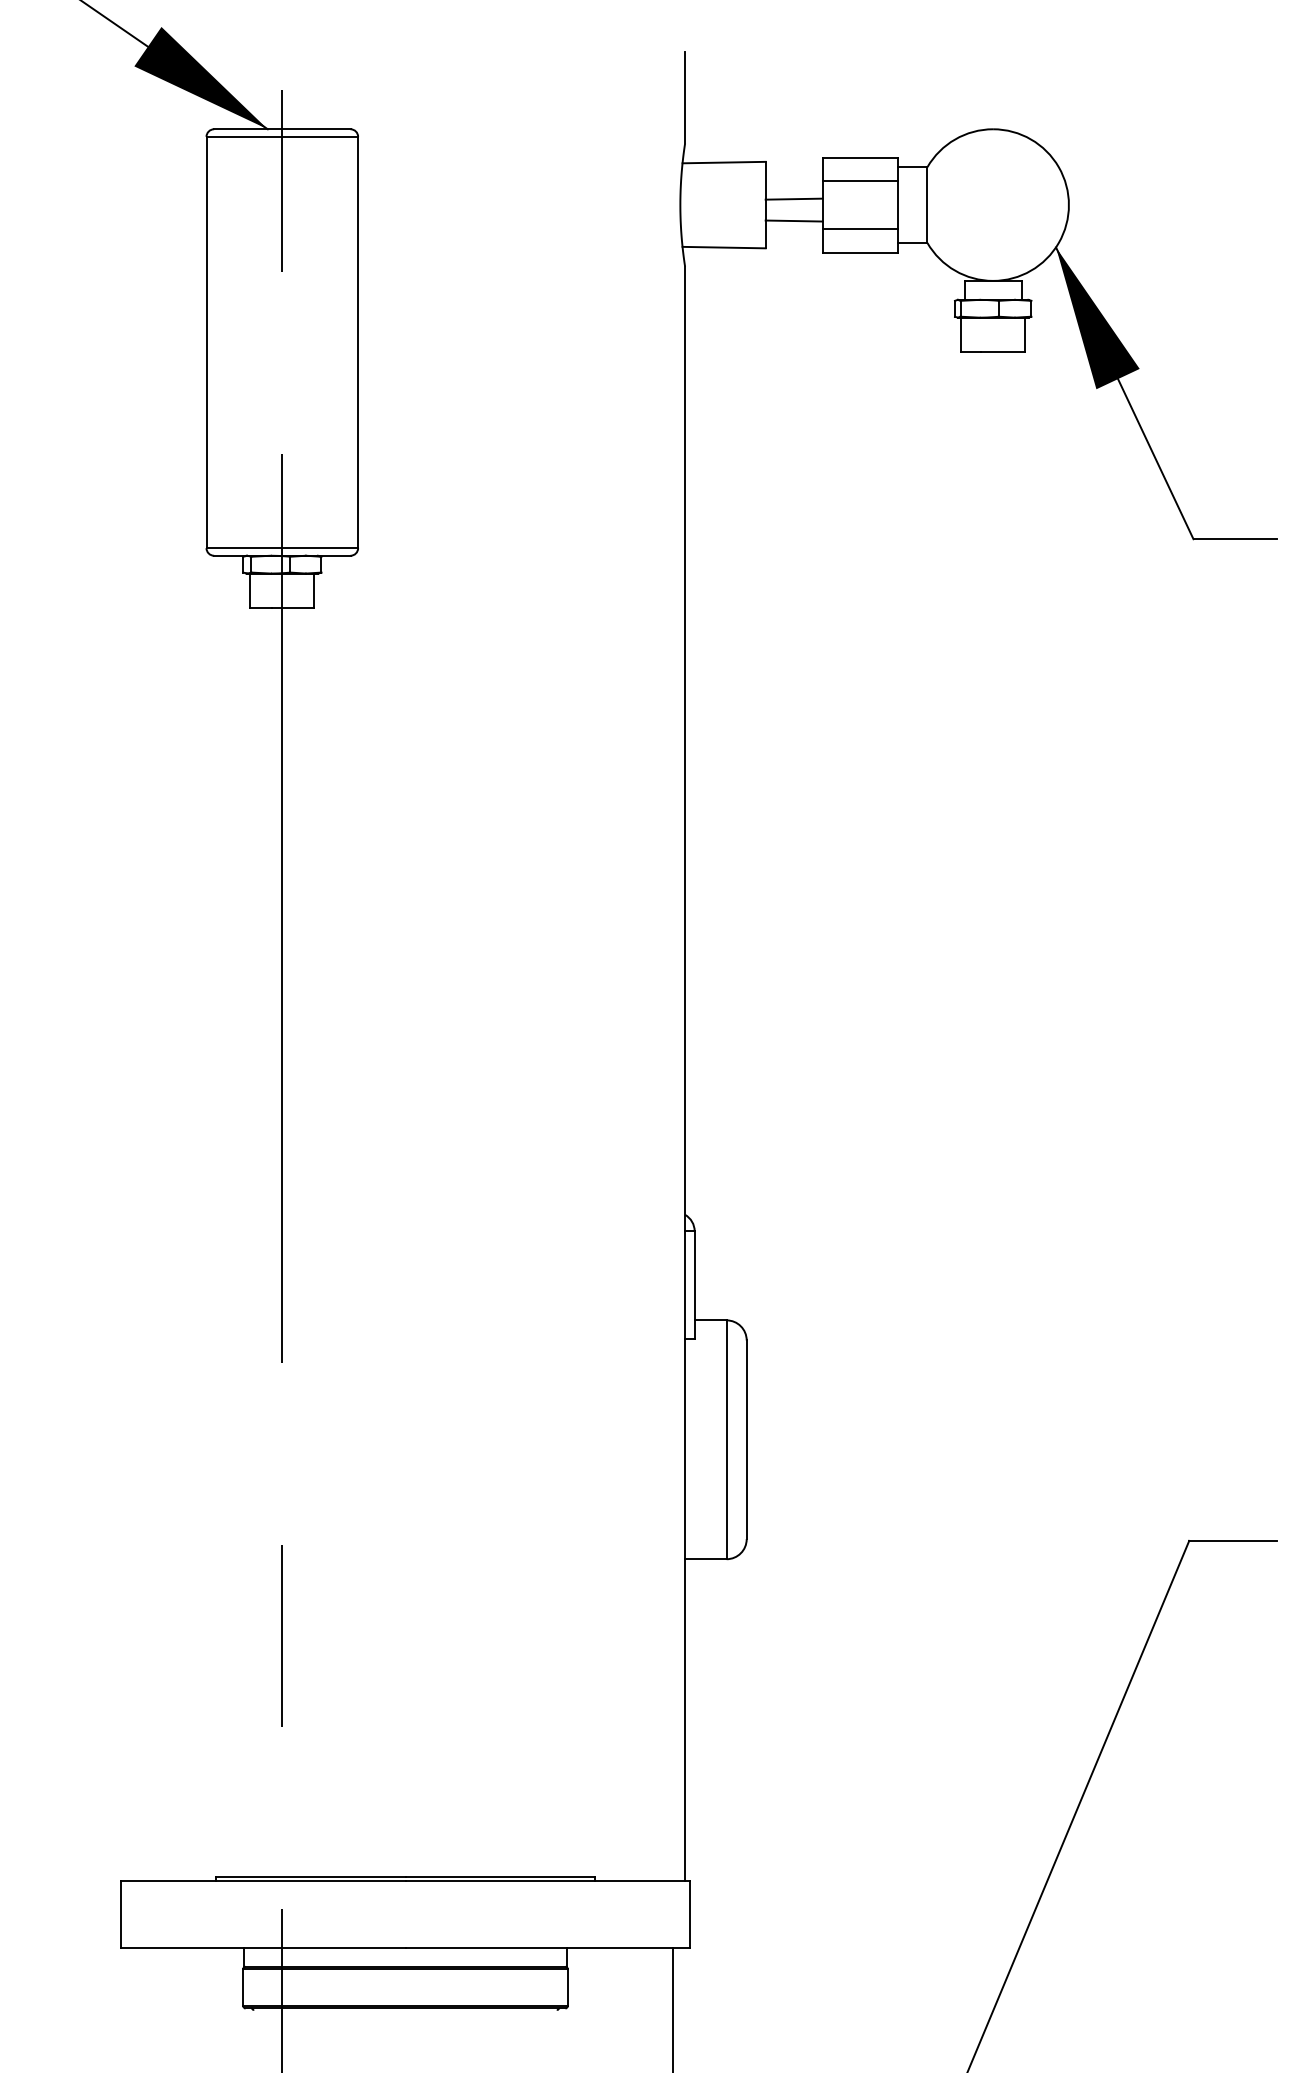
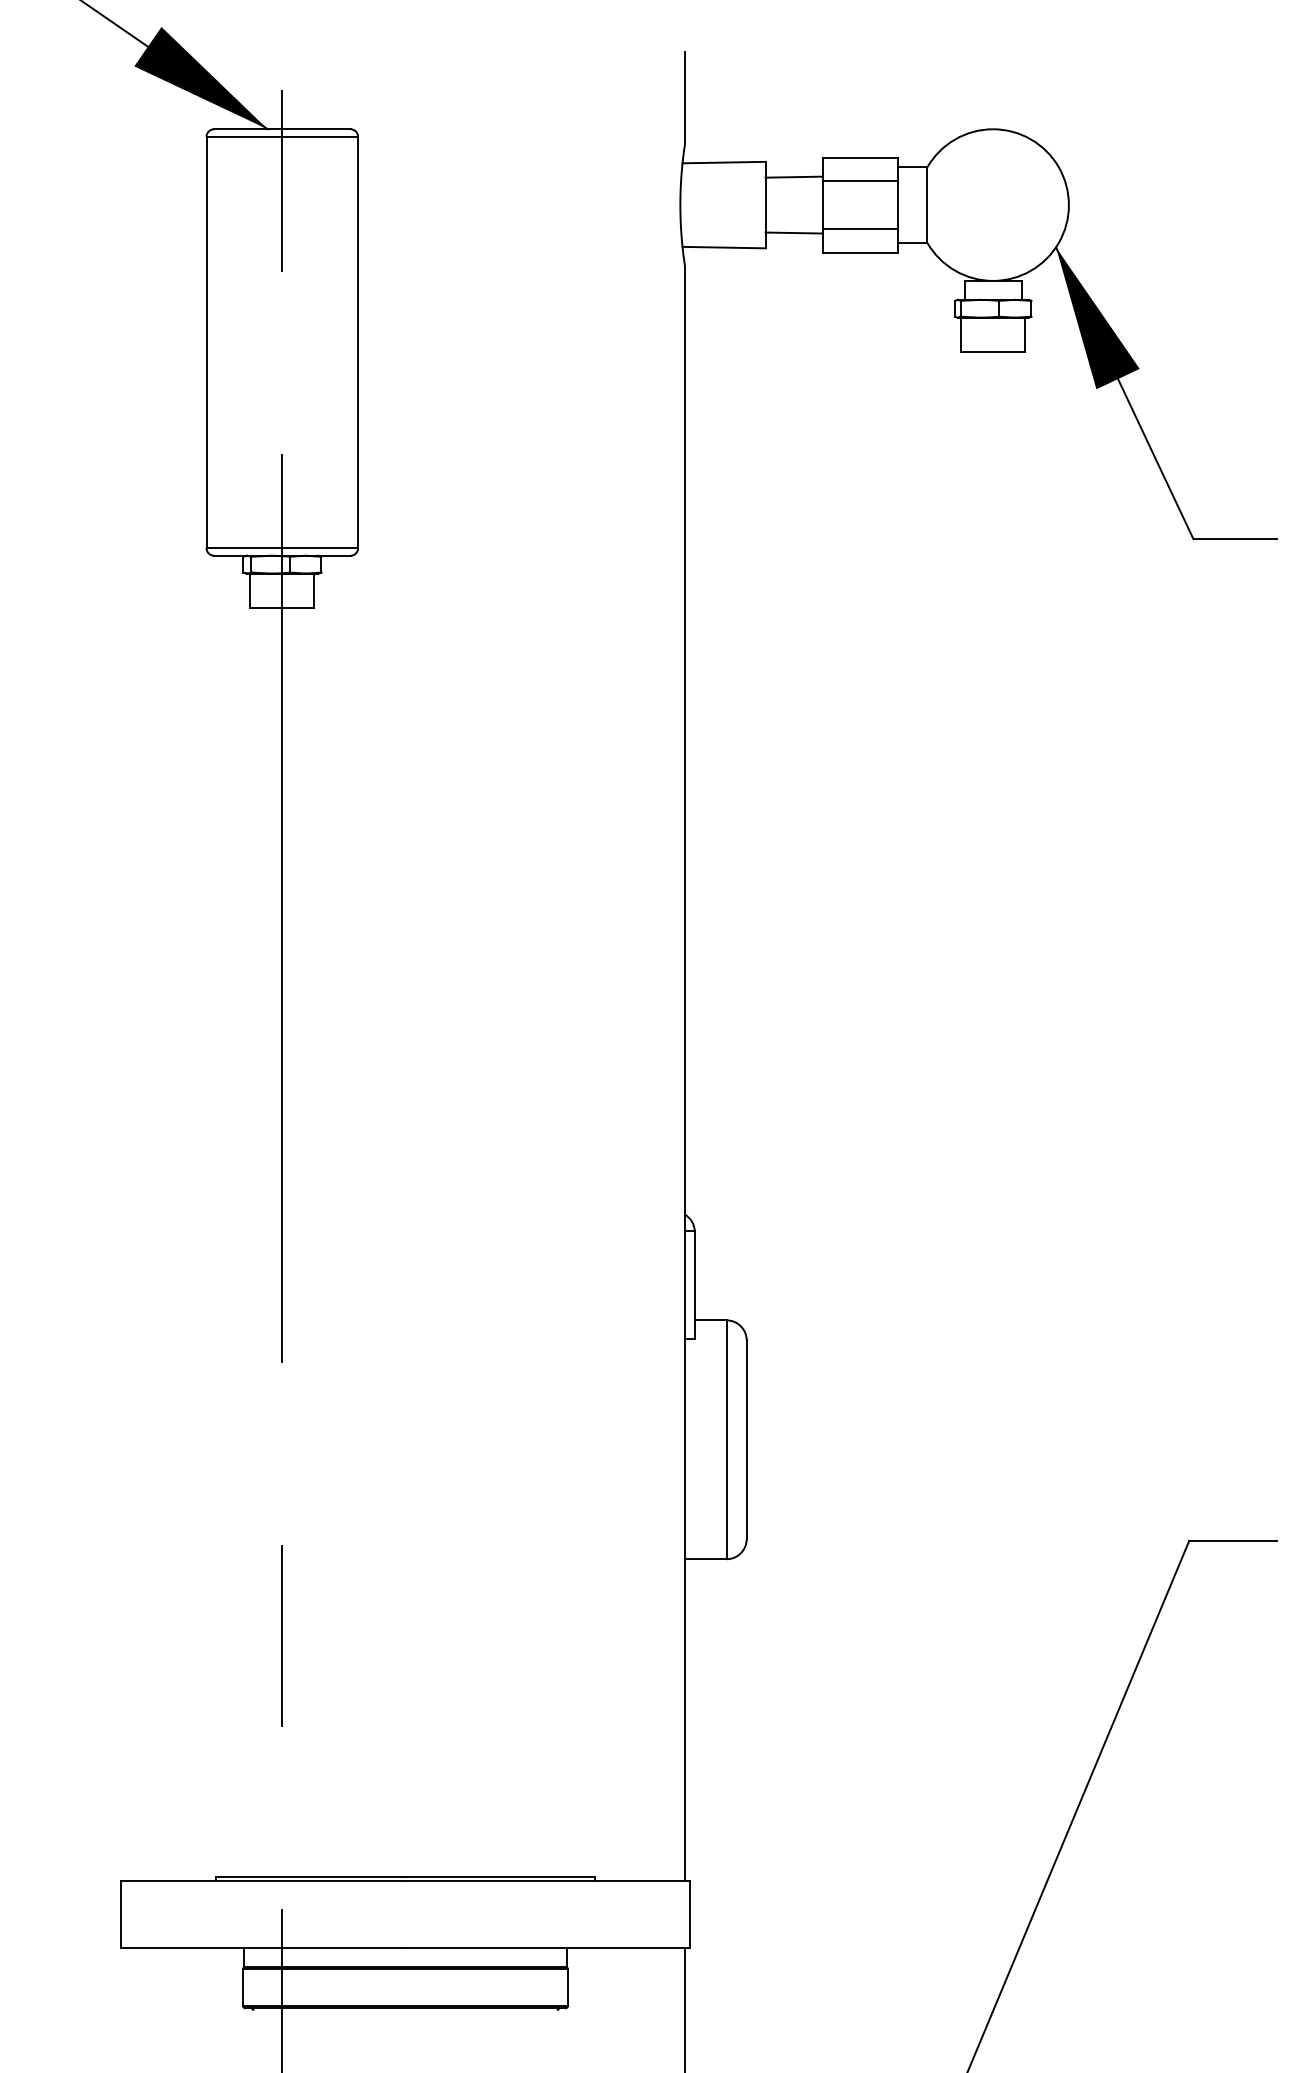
line position: (793, 198) -> (793, 176) (793, 176)
line position: (793, 220) -> (793, 232) (793, 232)
line position: (673, 2008) -> (685, 2008) (685, 2008)
